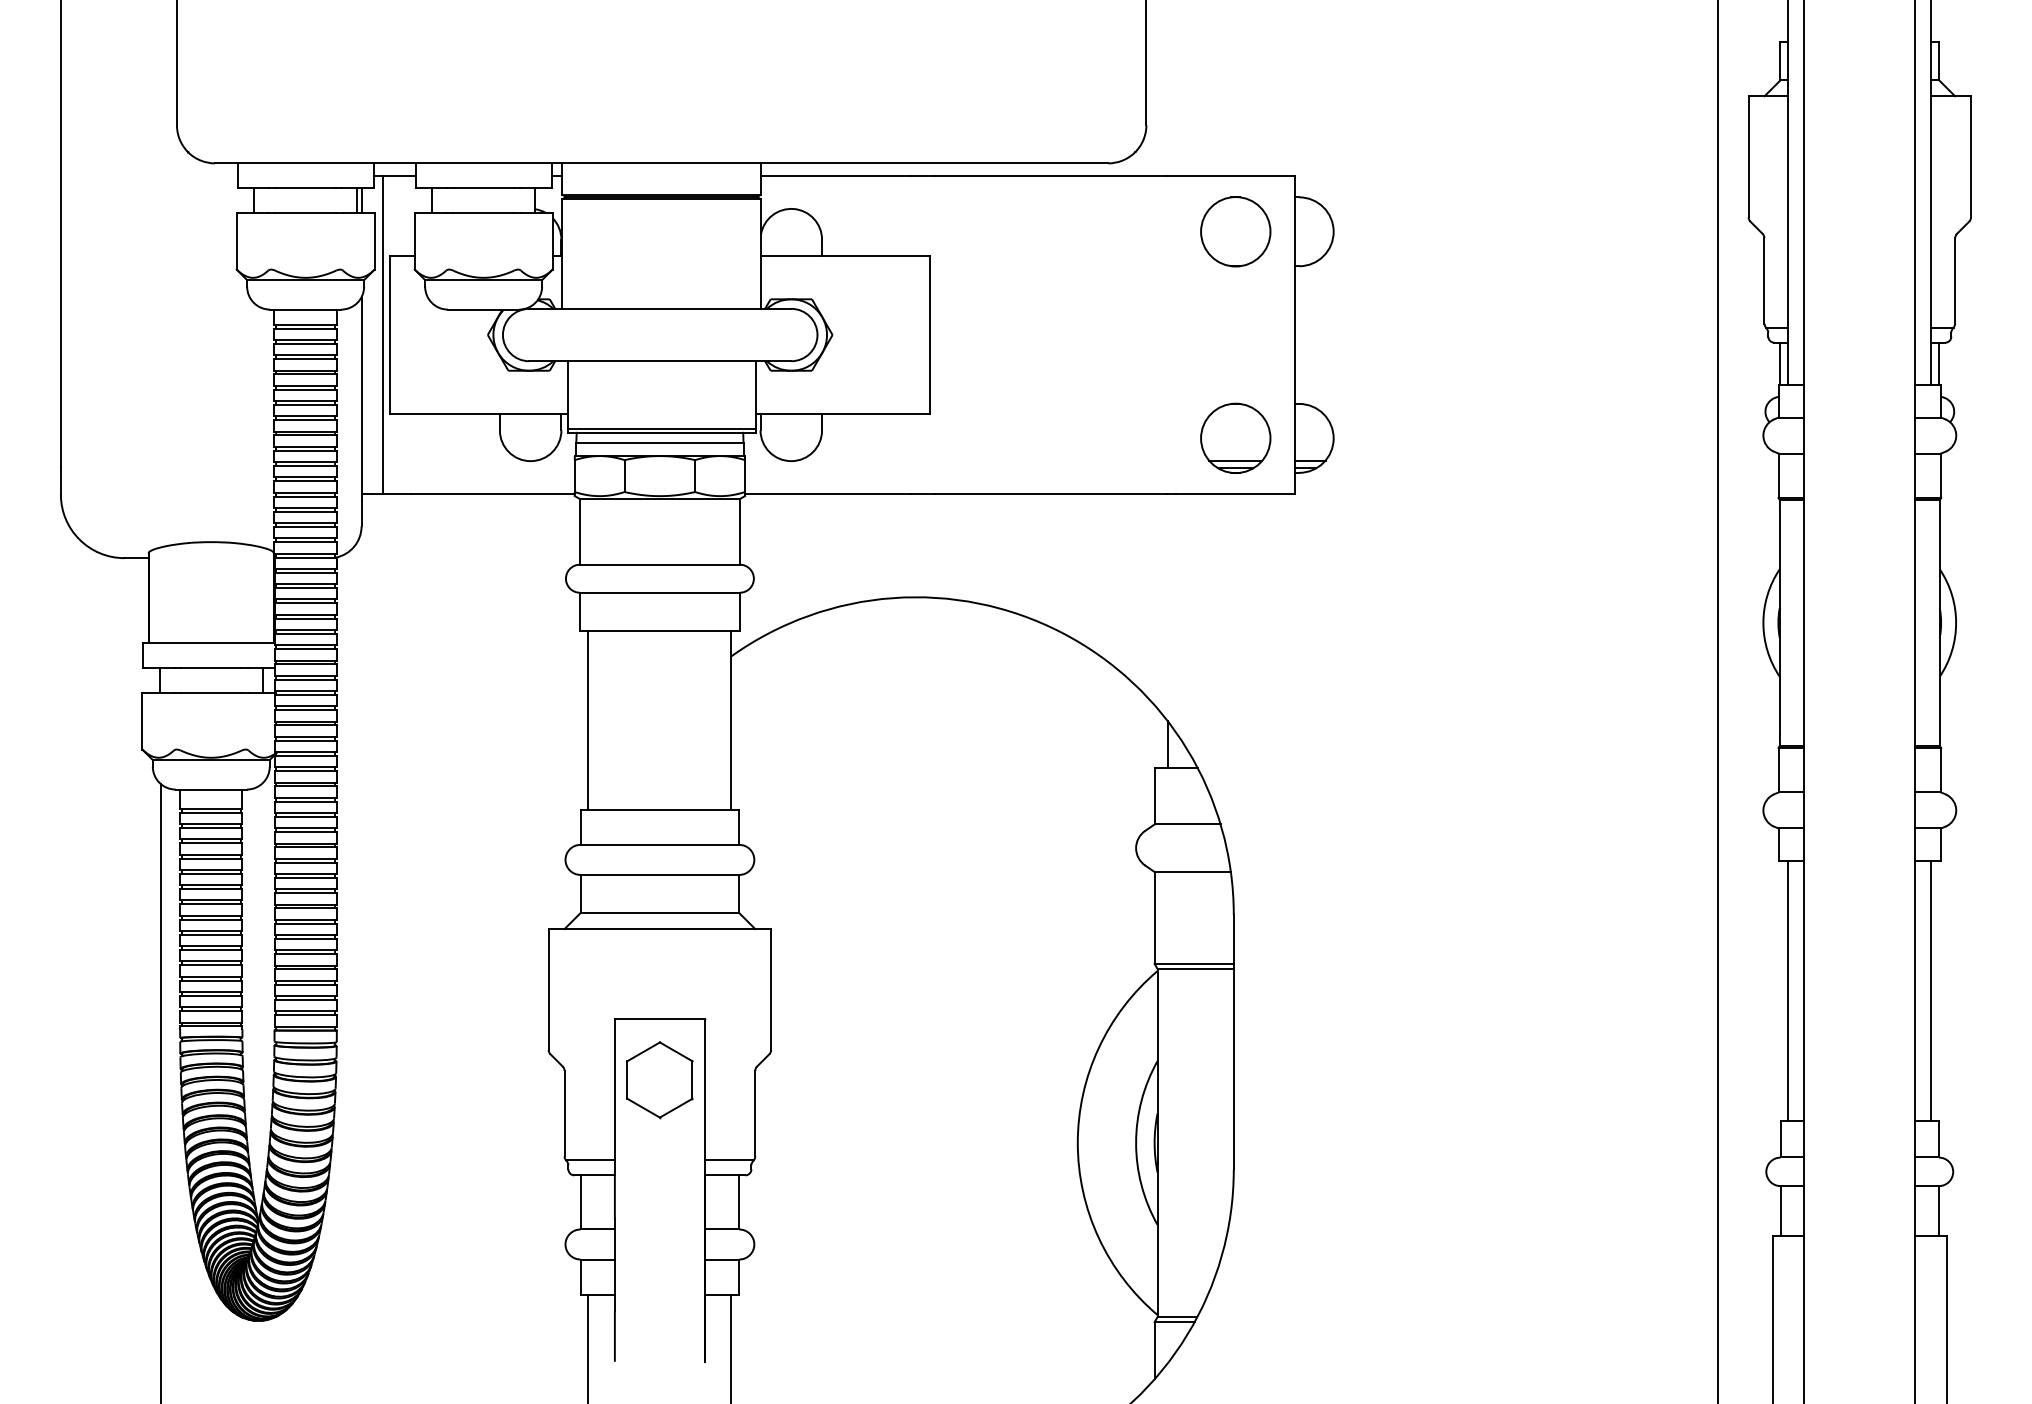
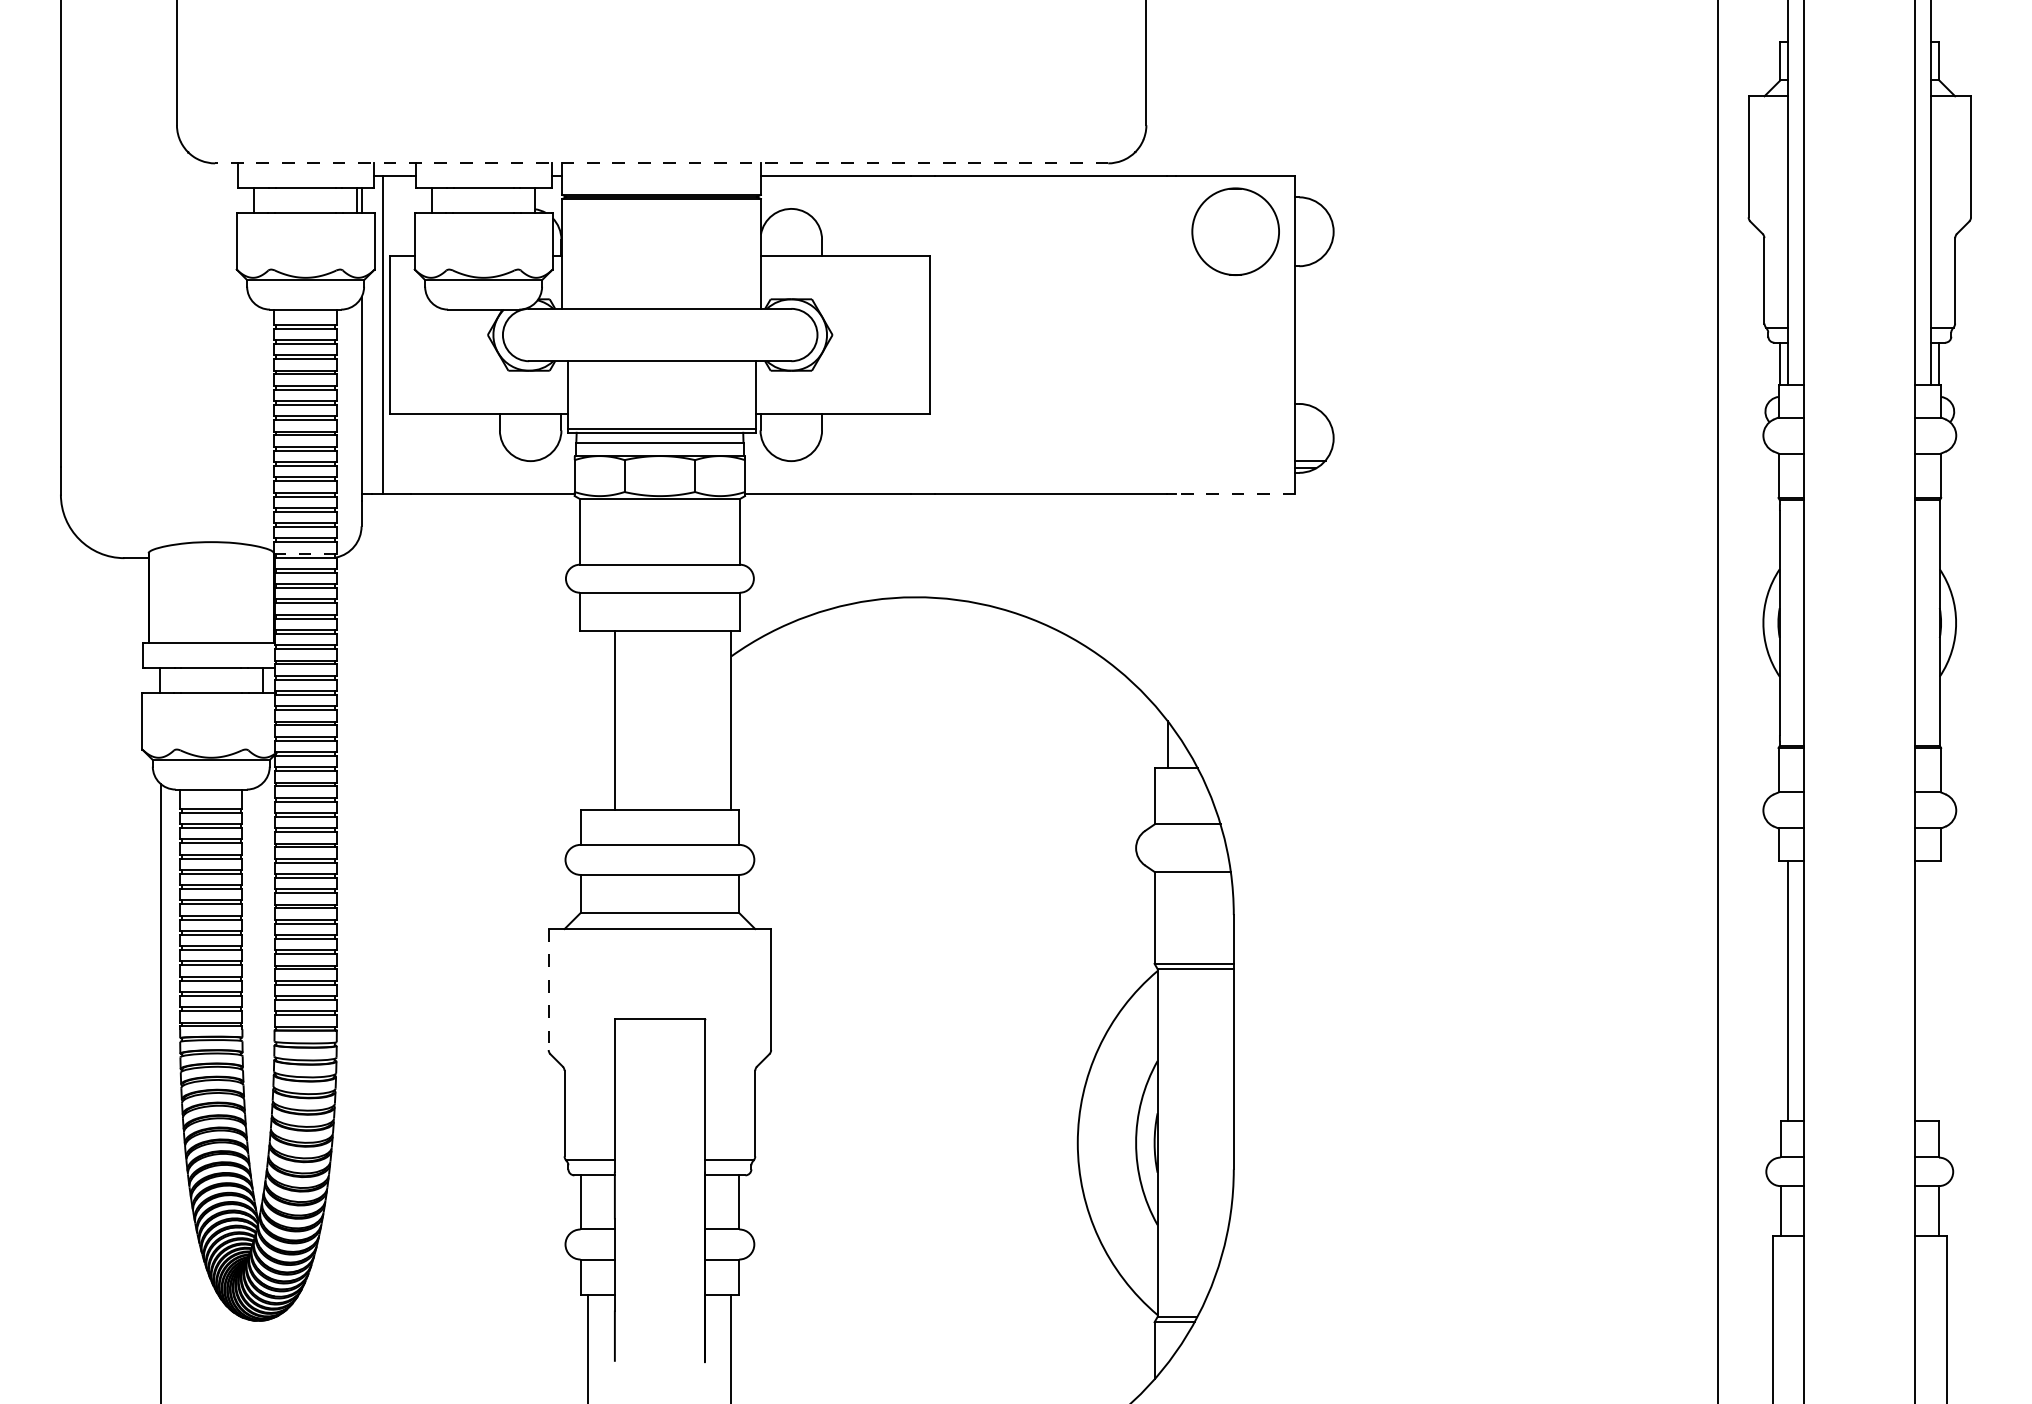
line: solid -> dashed (661, 163)
circle size: 72x72 px -> 89x89 px (1235, 231)
part: present -> none (1235, 437)
line: solid -> dashed (1235, 493)
line: solid -> dashed (305, 553)
line position: (588, 720) -> (615, 720) (615, 720)
line: solid -> dashed (548, 990)
line: present -> none (1931, 990)
part: present -> none (659, 1080)
